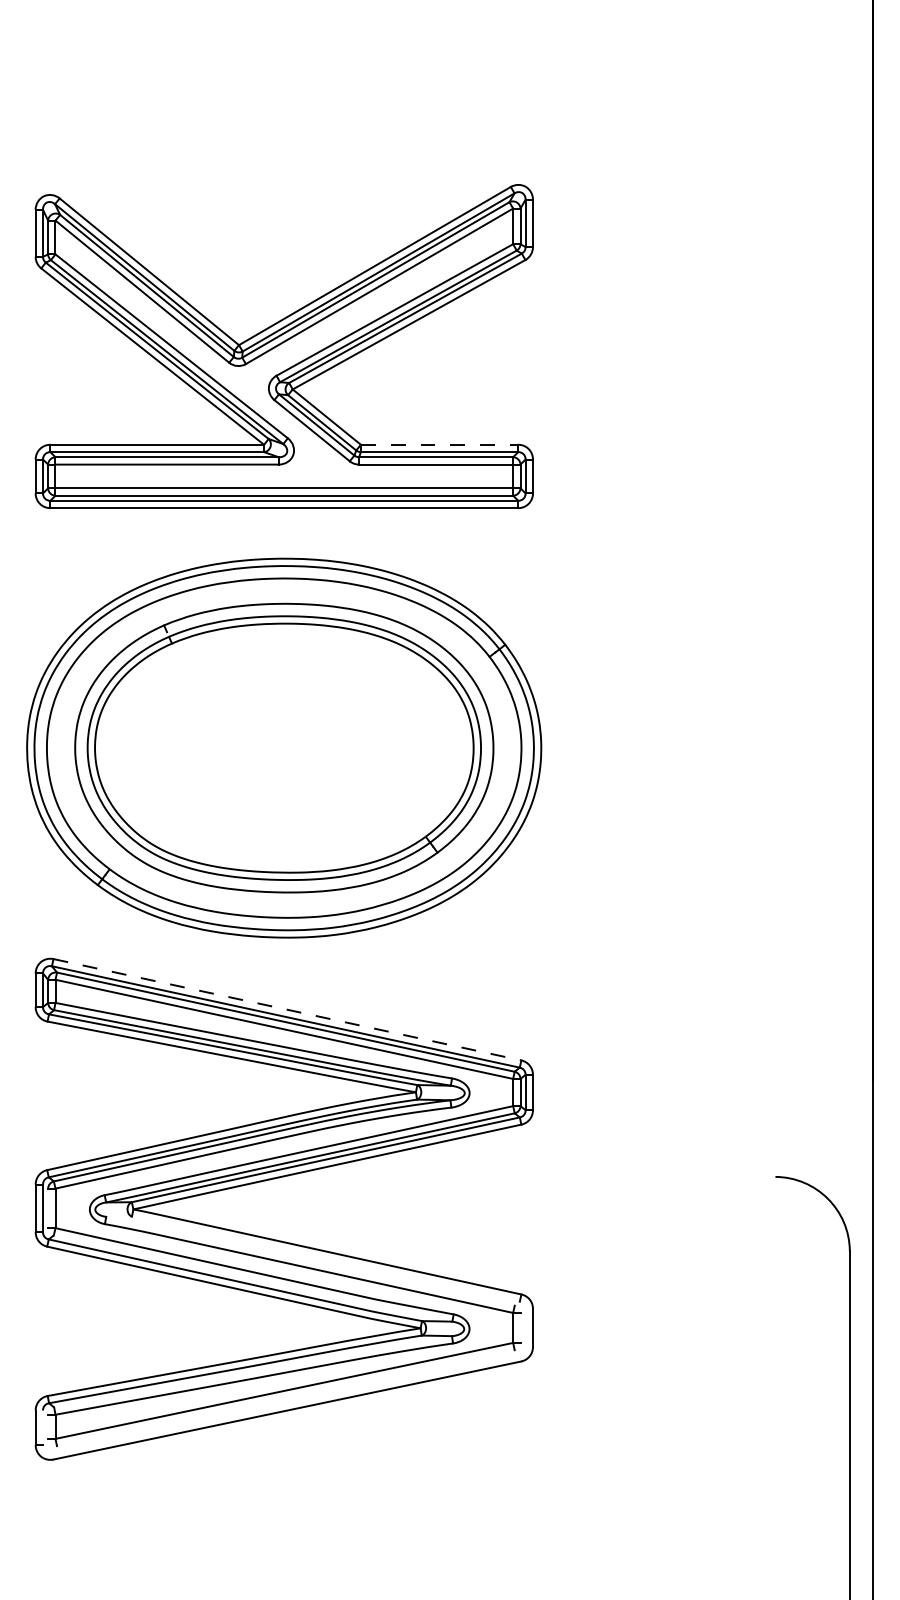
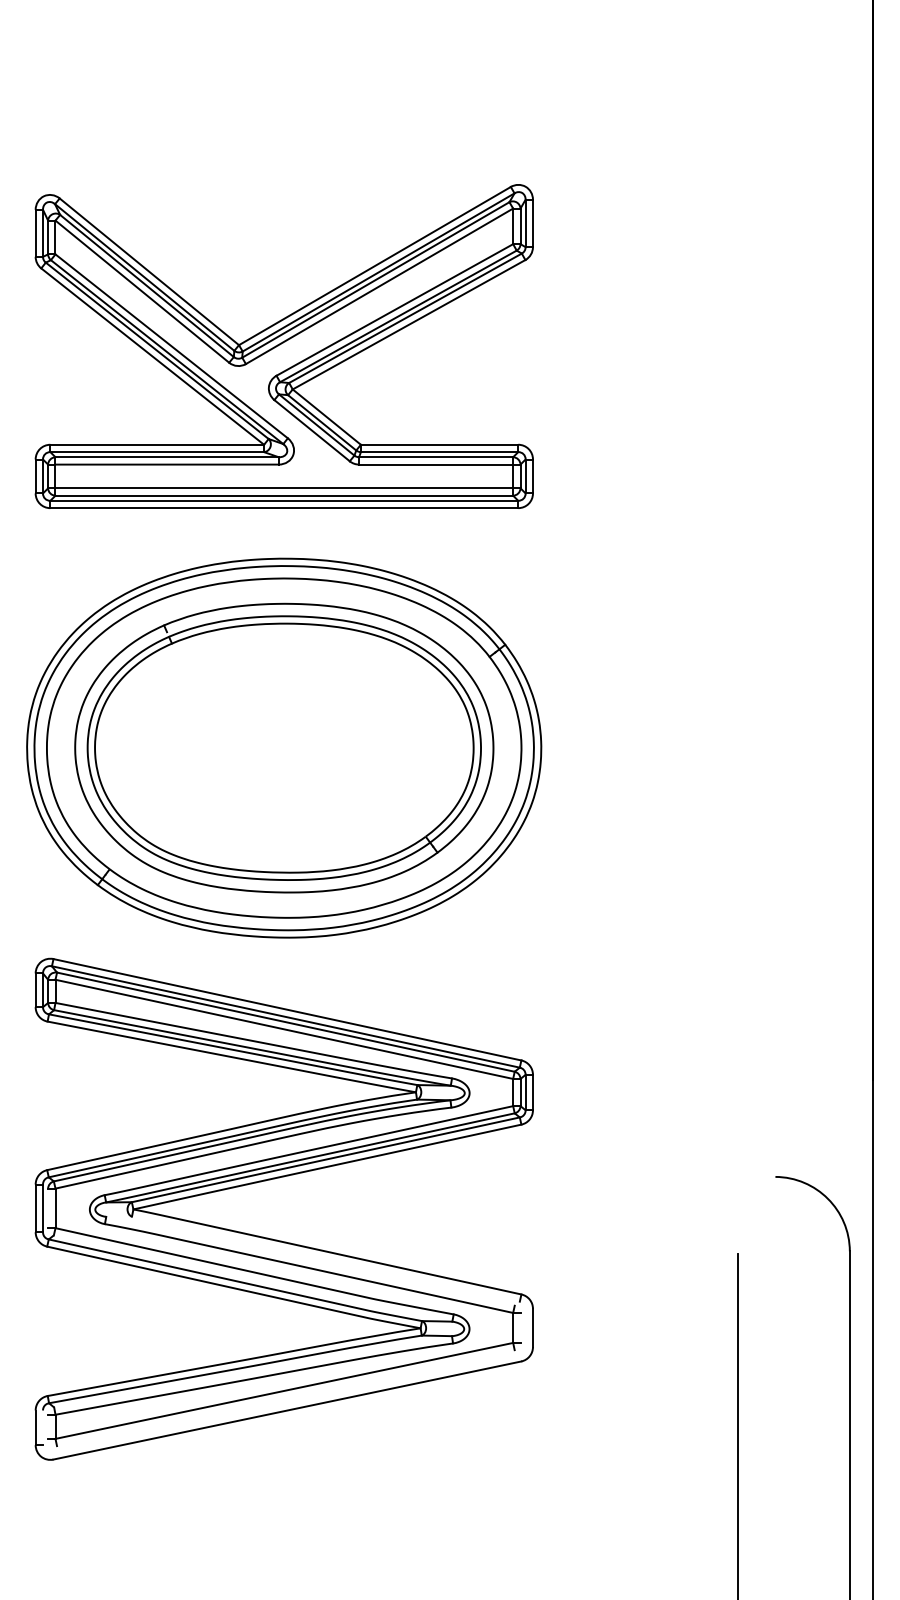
line: dashed -> solid (439, 444)
line: dashed -> solid (287, 1009)
line: none -> present (738, 1424)
